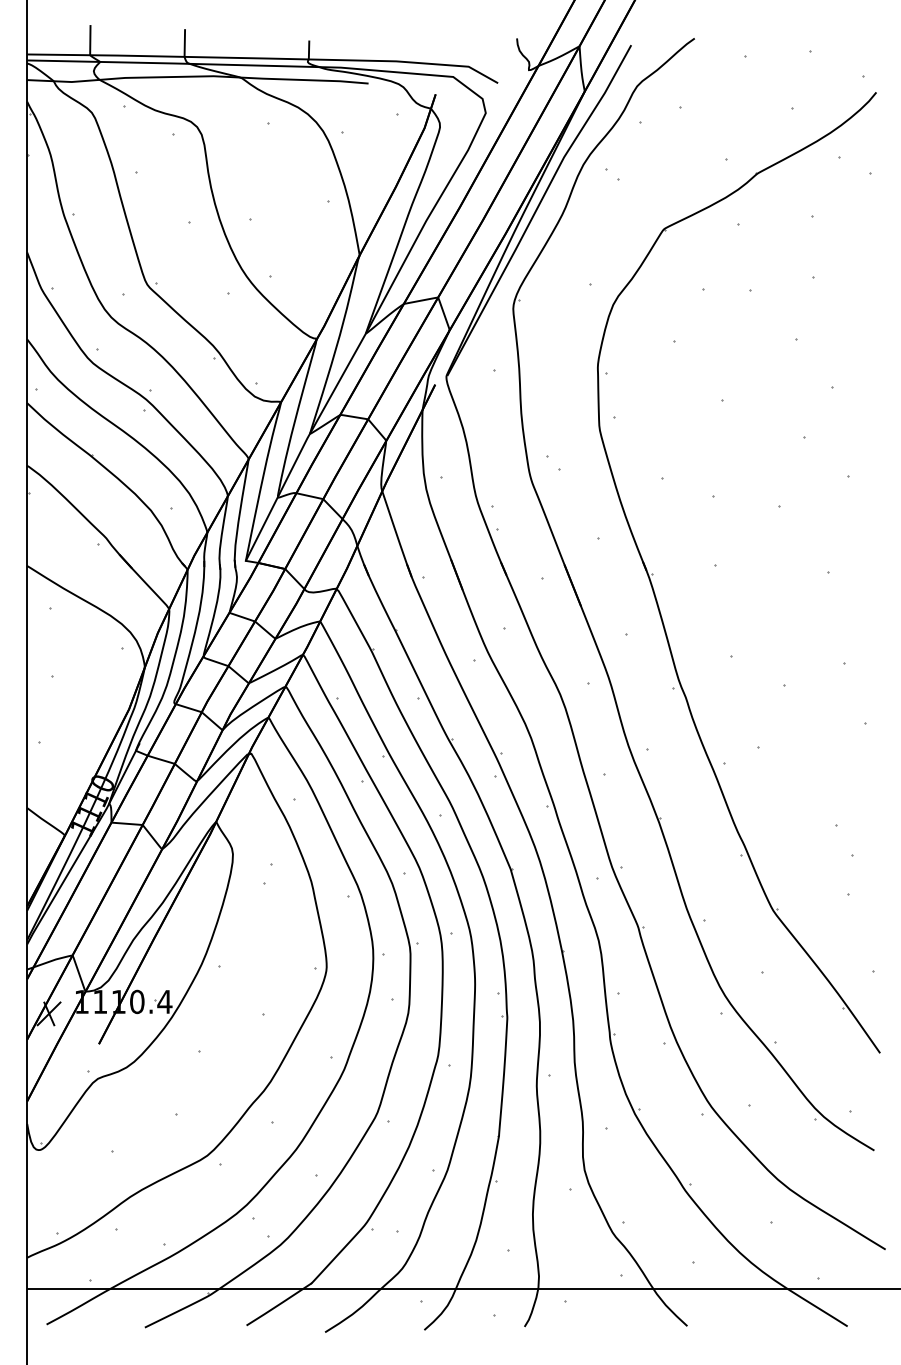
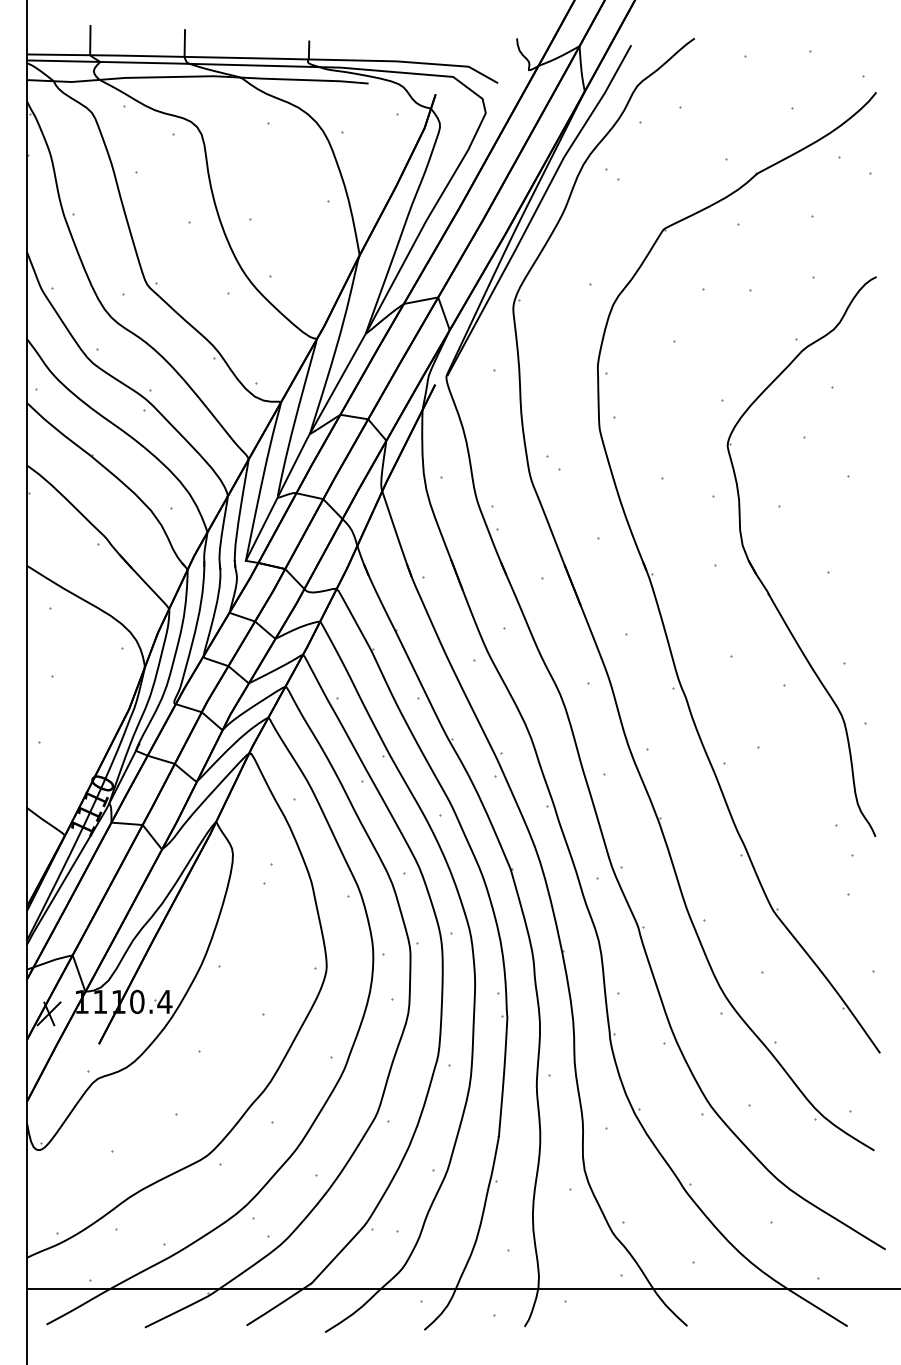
part: none -> present (760, 578)
